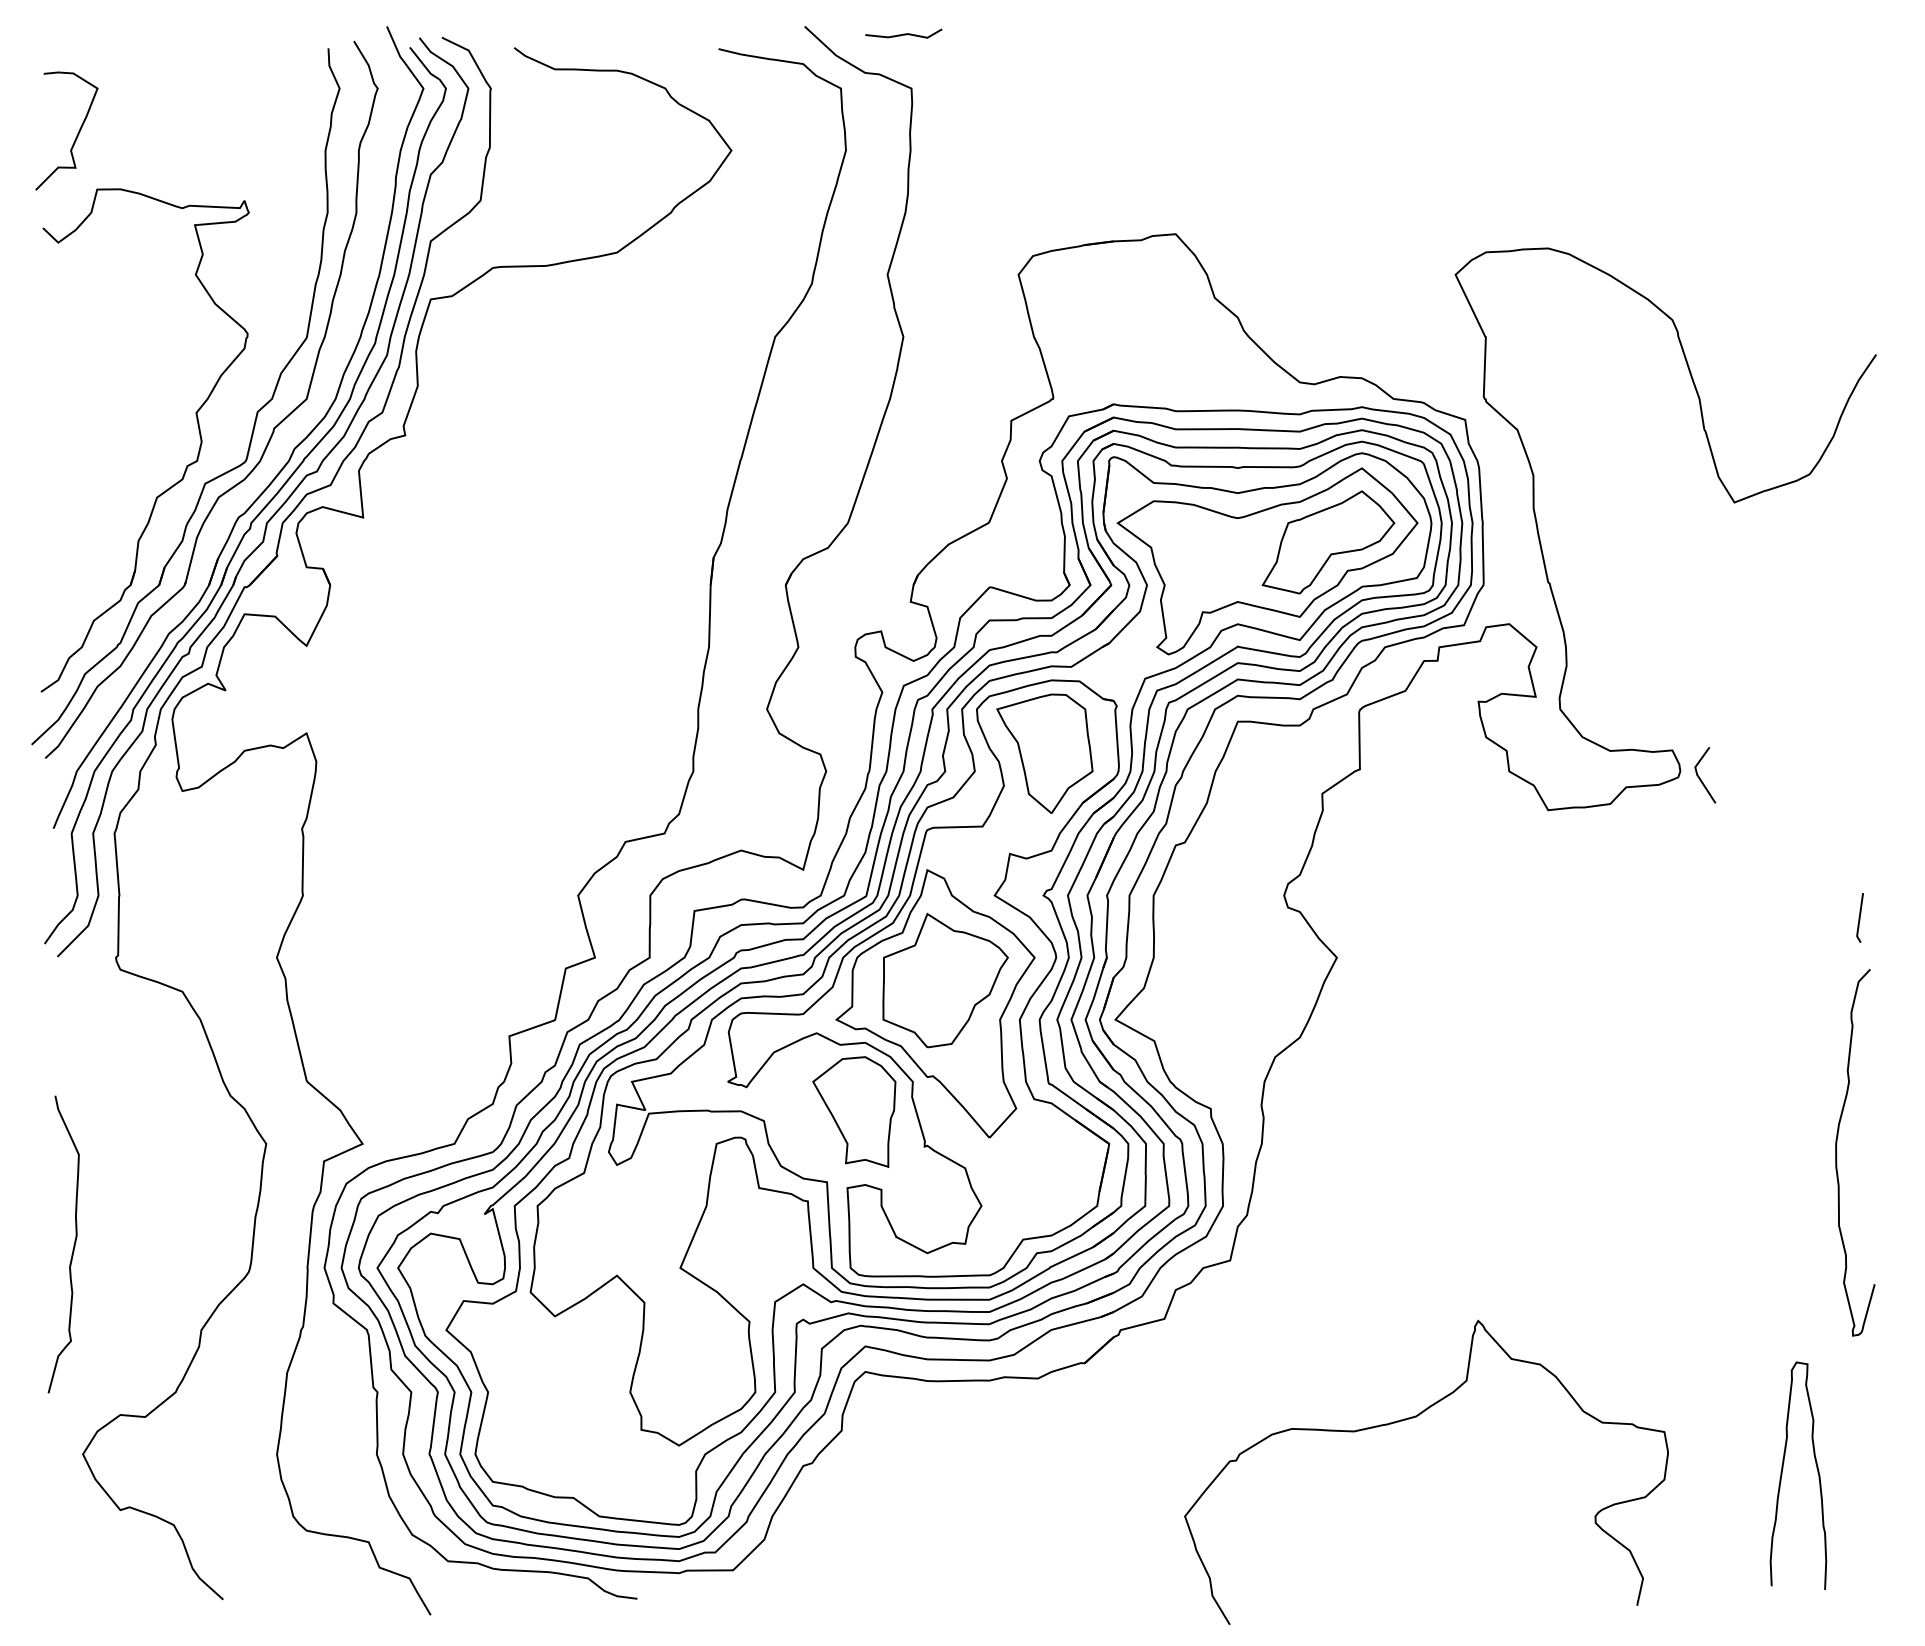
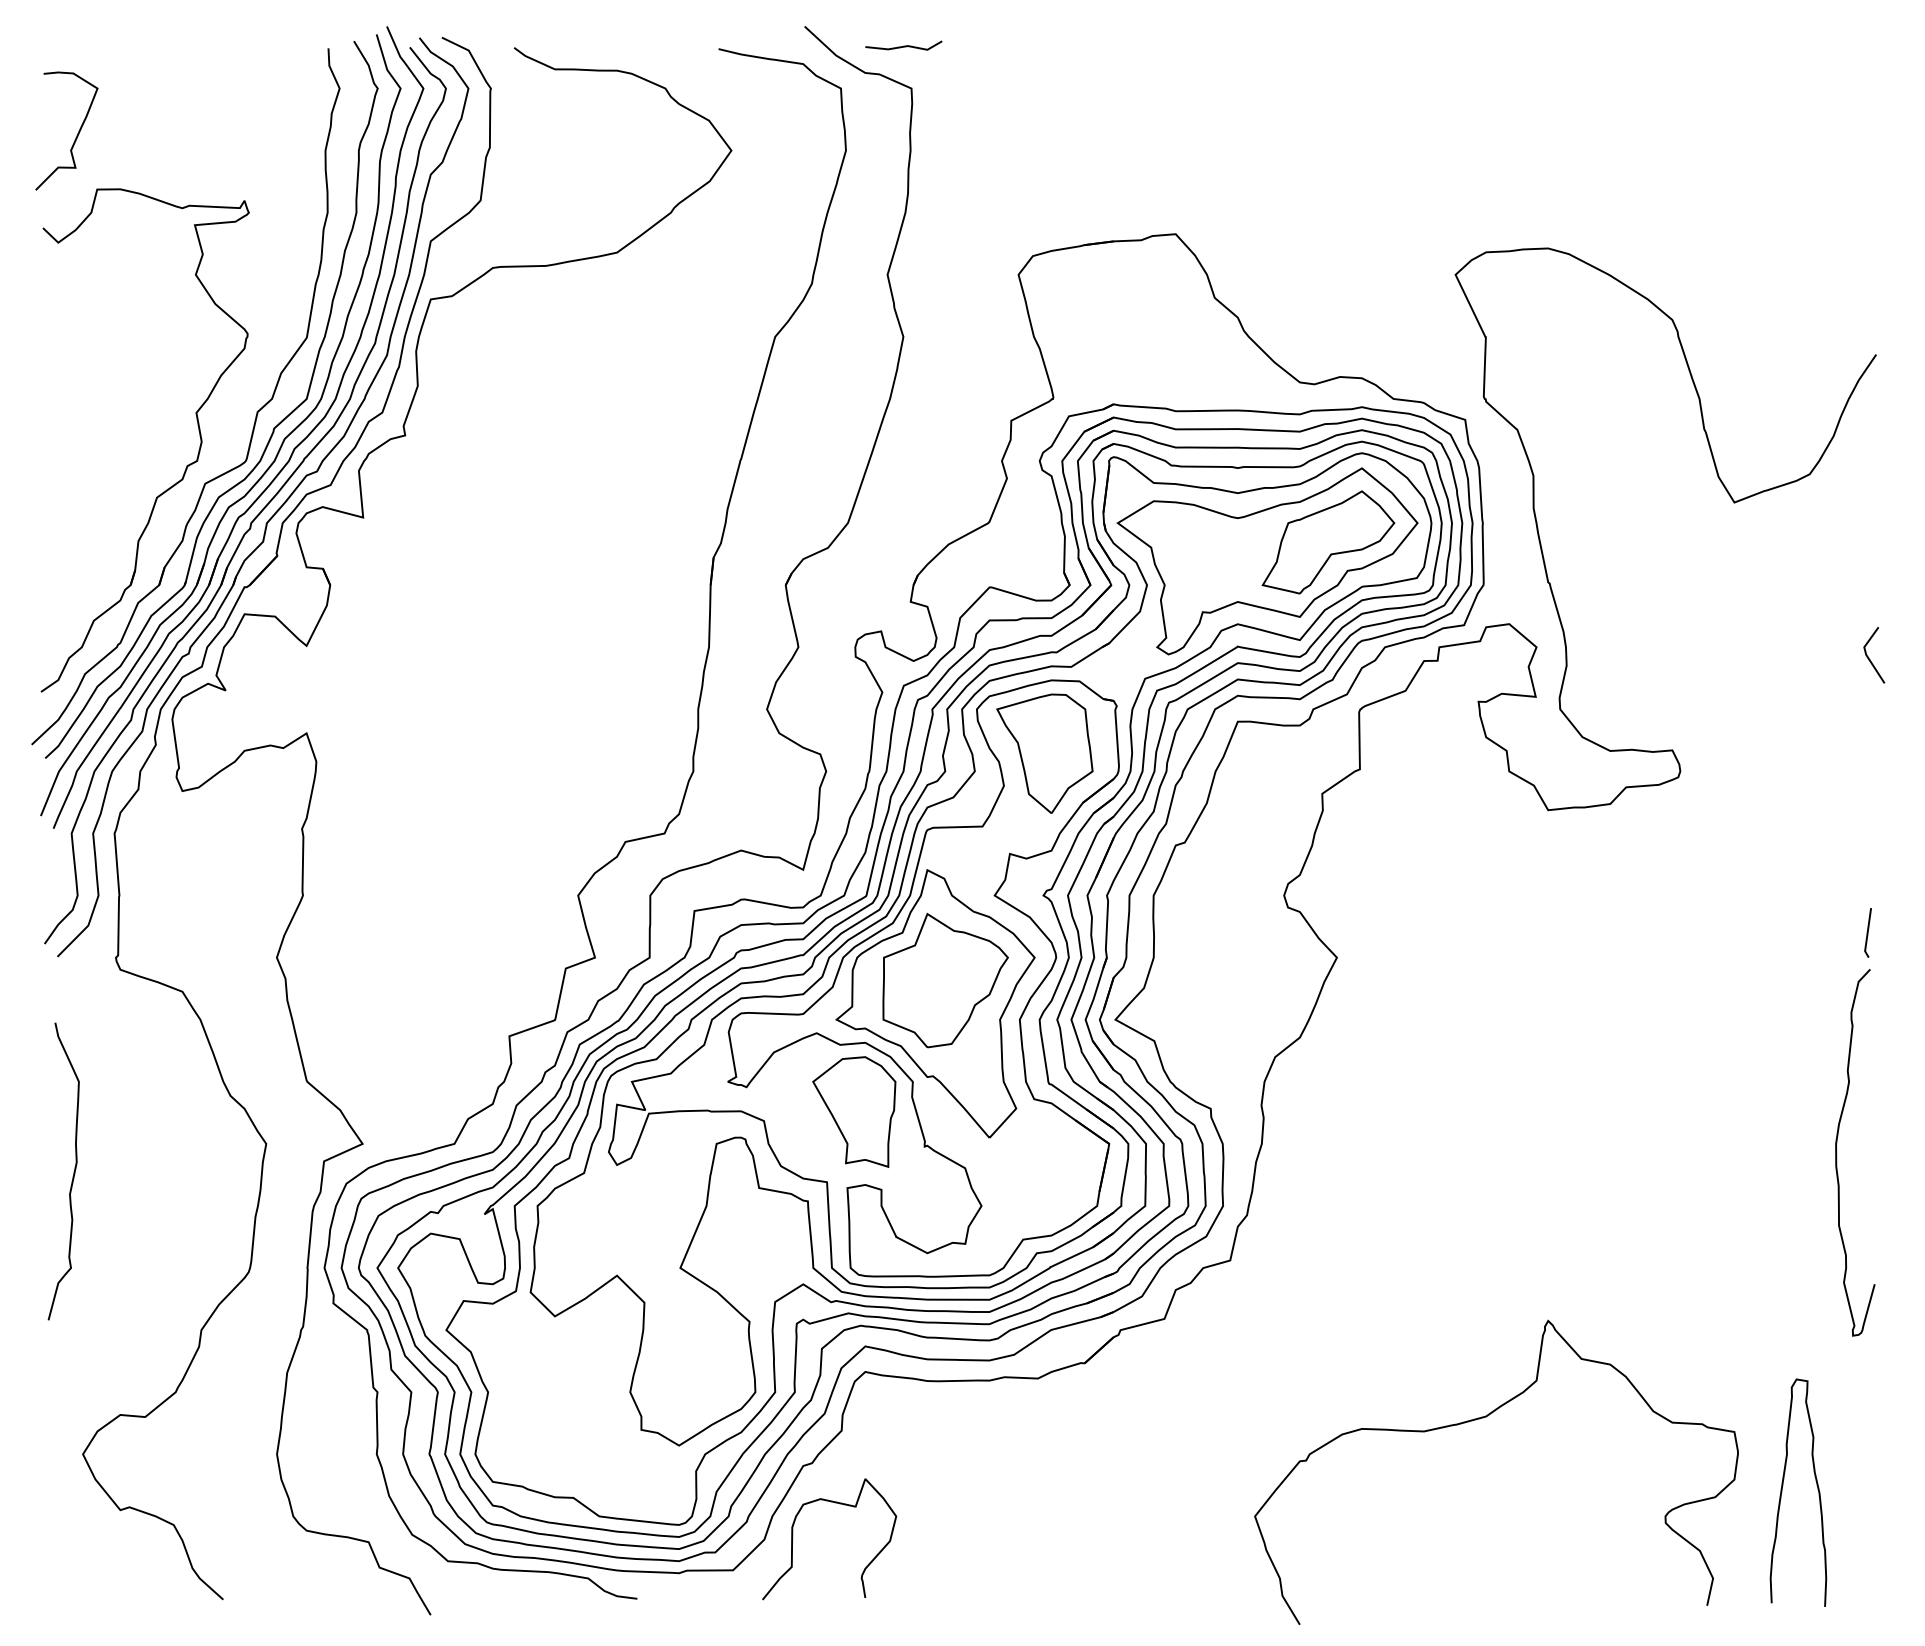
line position: (903, 33) -> (903, 45) (903, 45)
part: none -> present (277, 451)
line position: (1700, 777) -> (1869, 657) (1869, 657)
line position: (1859, 917) -> (1867, 932) (1867, 932)
curve position: (73, 1244) -> (73, 1171) (73, 1171)
curve position: (1413, 1418) -> (1483, 1418) (1483, 1418)
curve position: (1782, 1475) -> (1782, 1492) (1782, 1492)
curve: none -> present (793, 1537)
